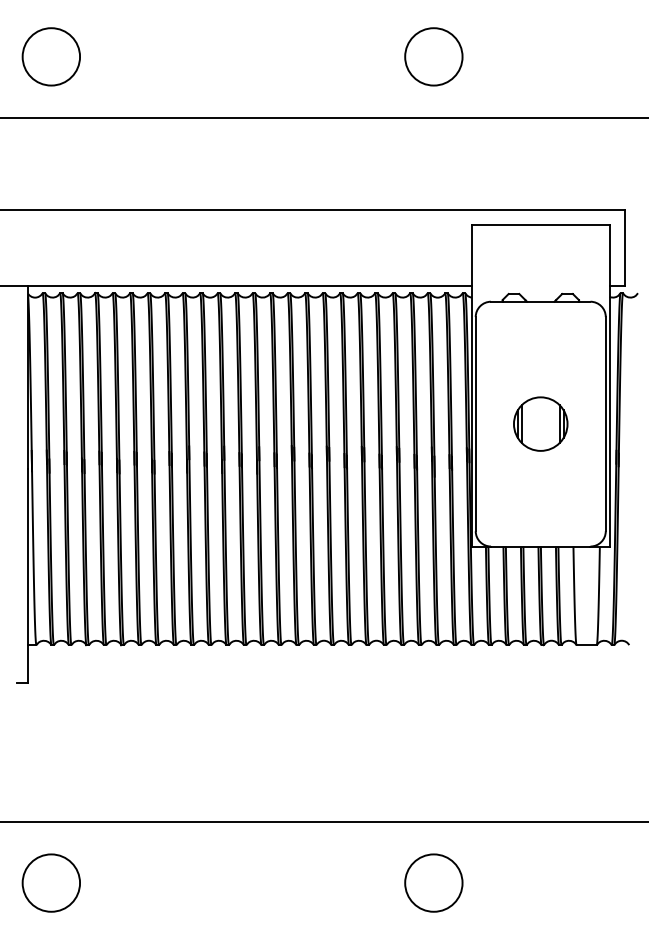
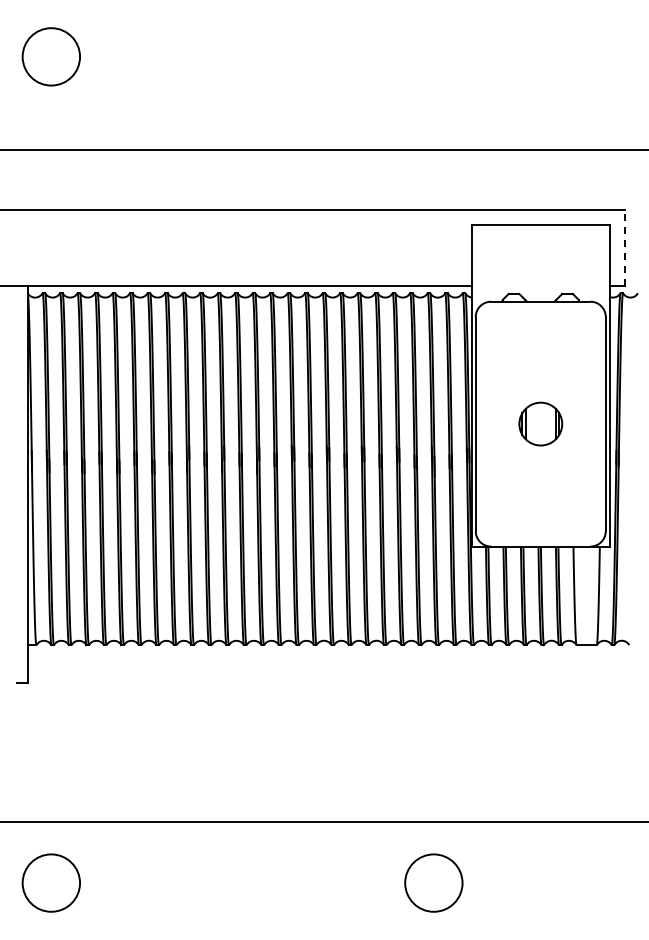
circle: present -> none (433, 56)
line position: (323, 118) -> (323, 150) (323, 150)
line: solid -> dashed (624, 247)
part size: 56x56 px -> 46x46 px (540, 423)
